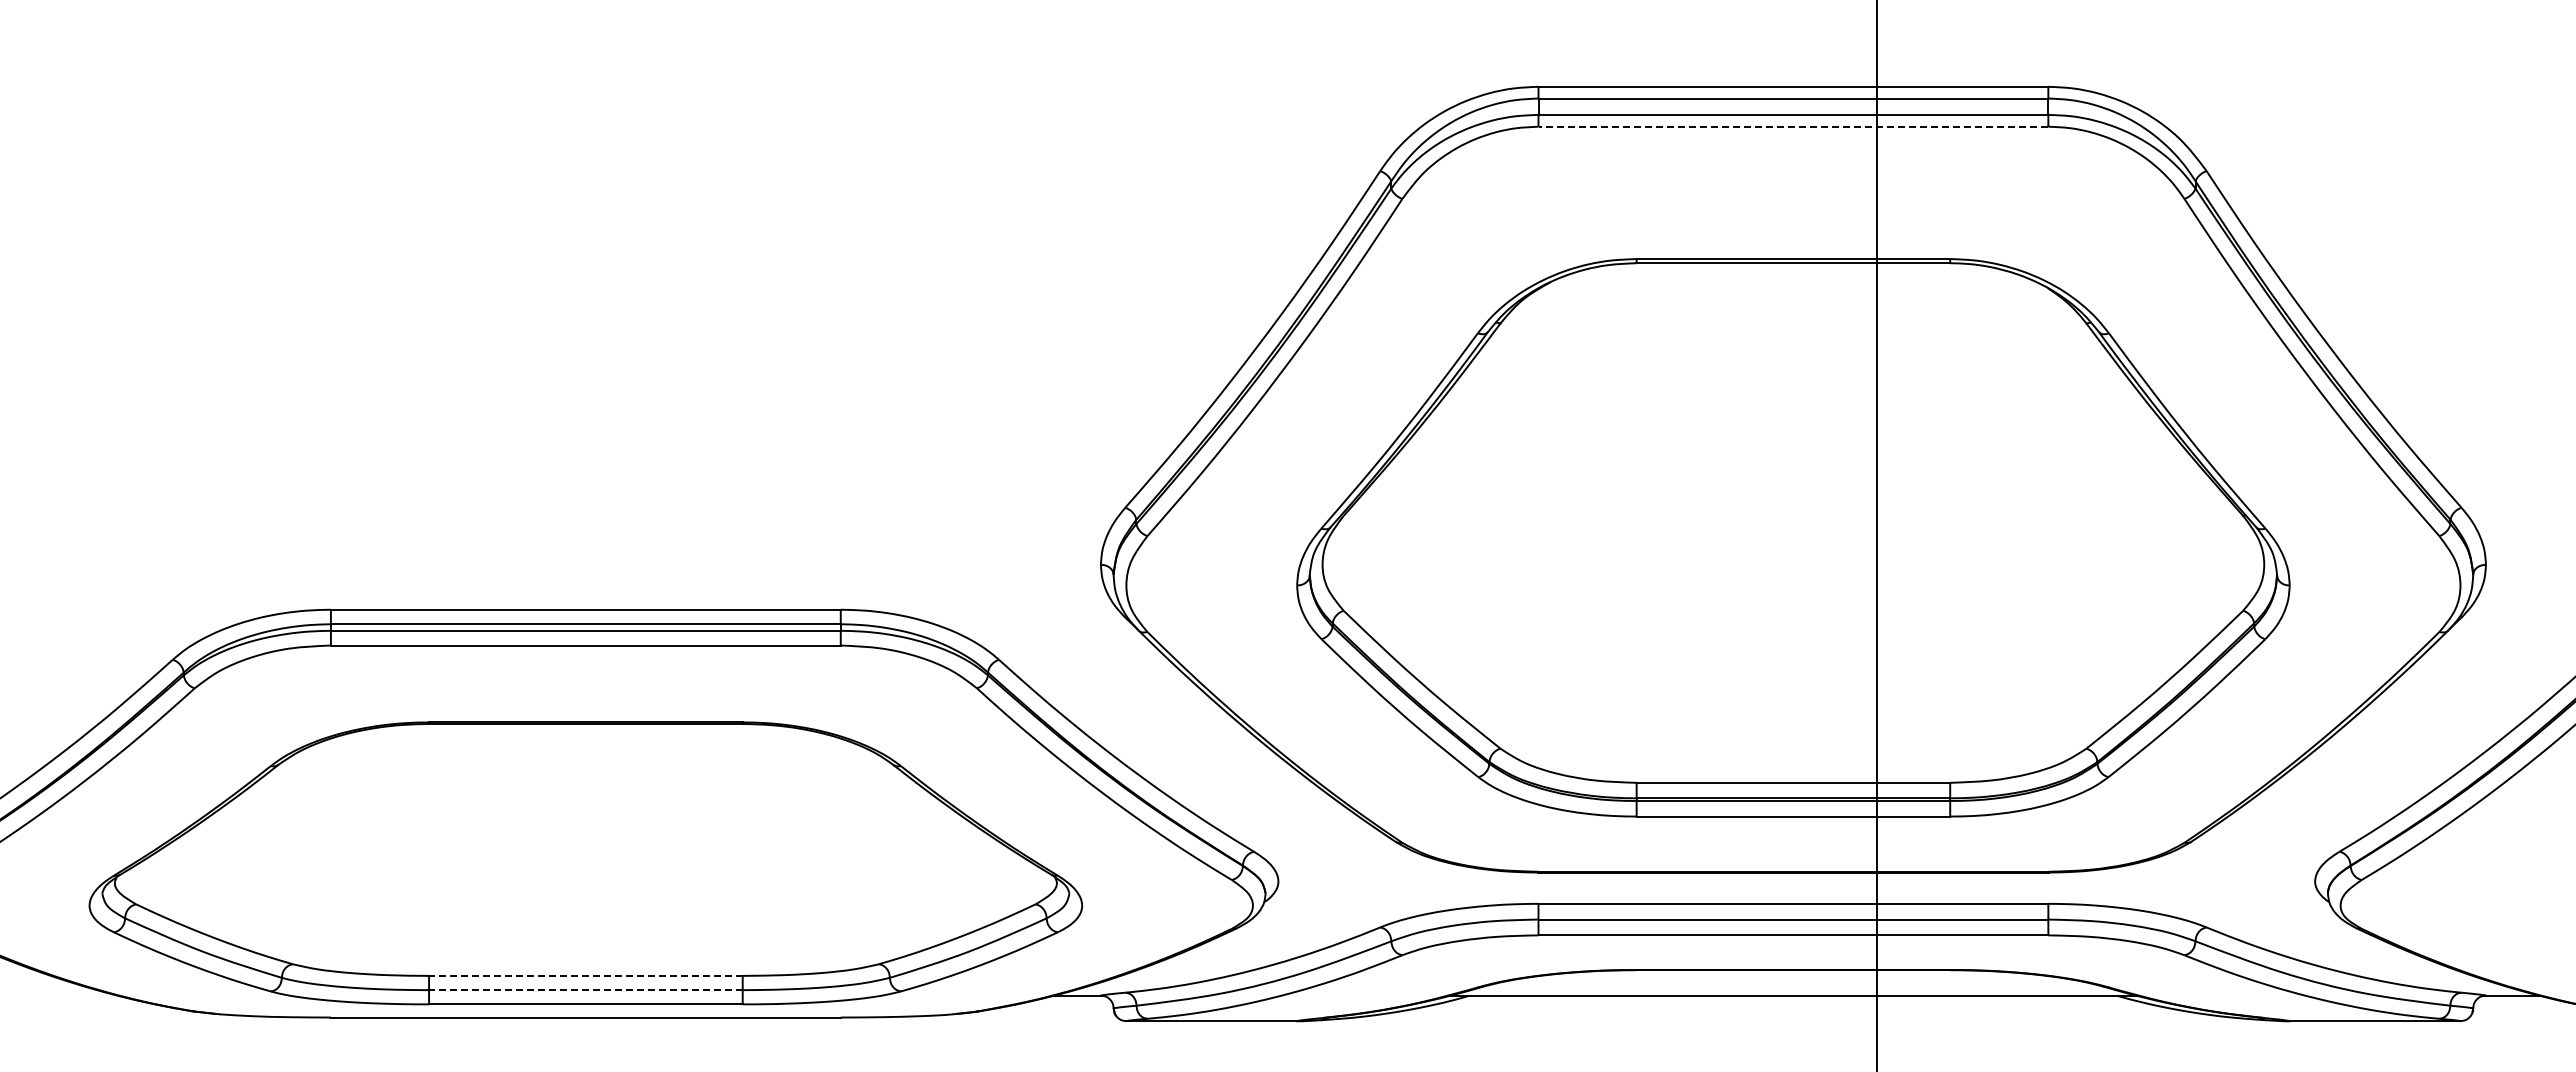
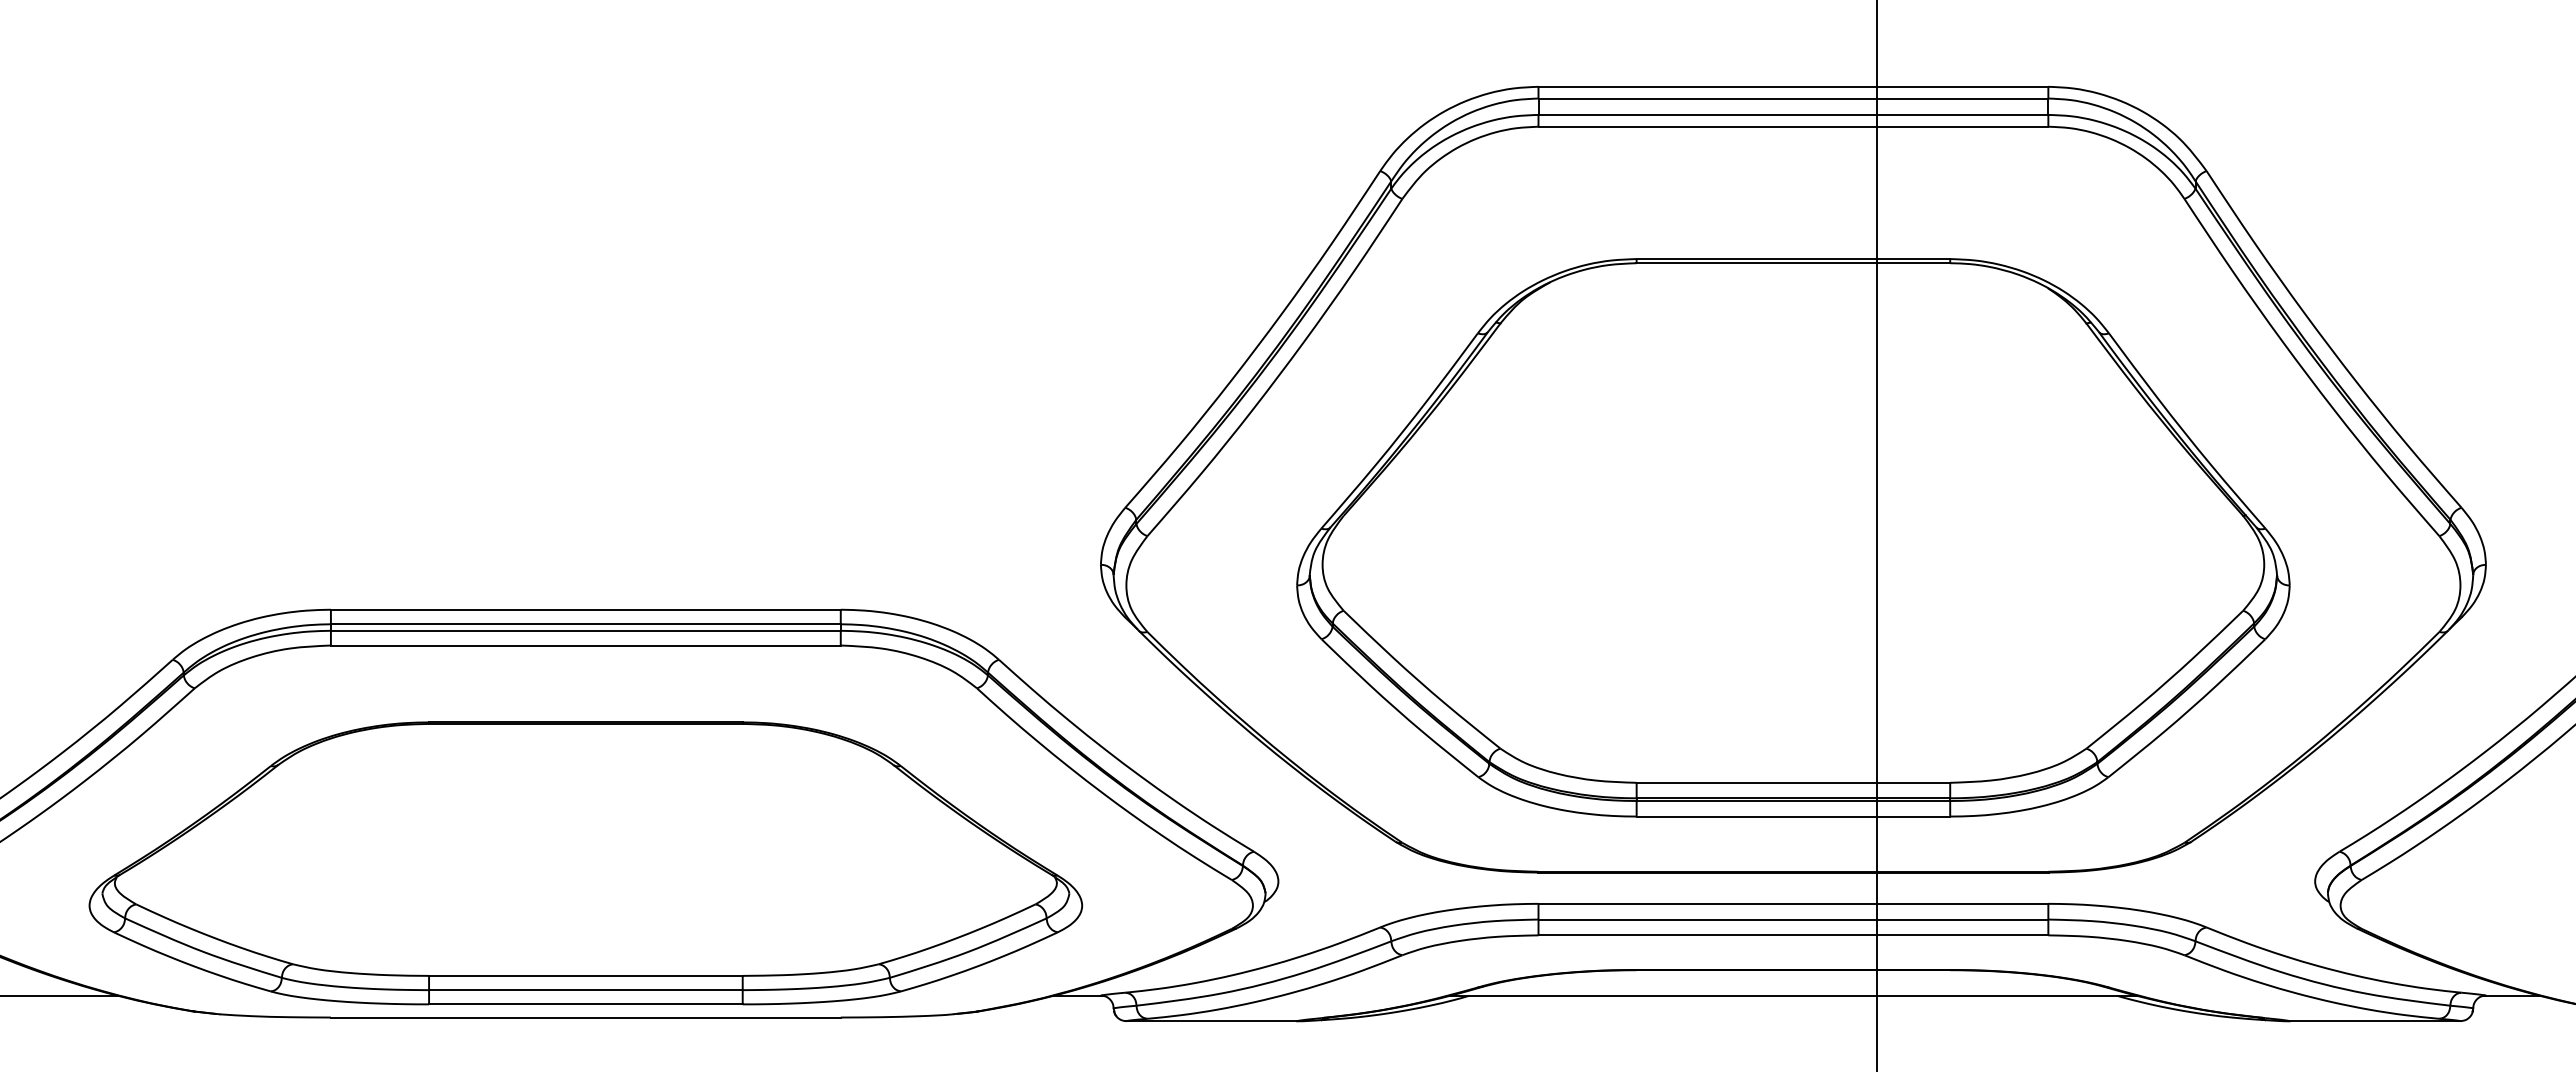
line: dashed -> solid (1793, 126)
line: dashed -> solid (585, 975)
line: dashed -> solid (585, 990)
line: none -> present (60, 995)
